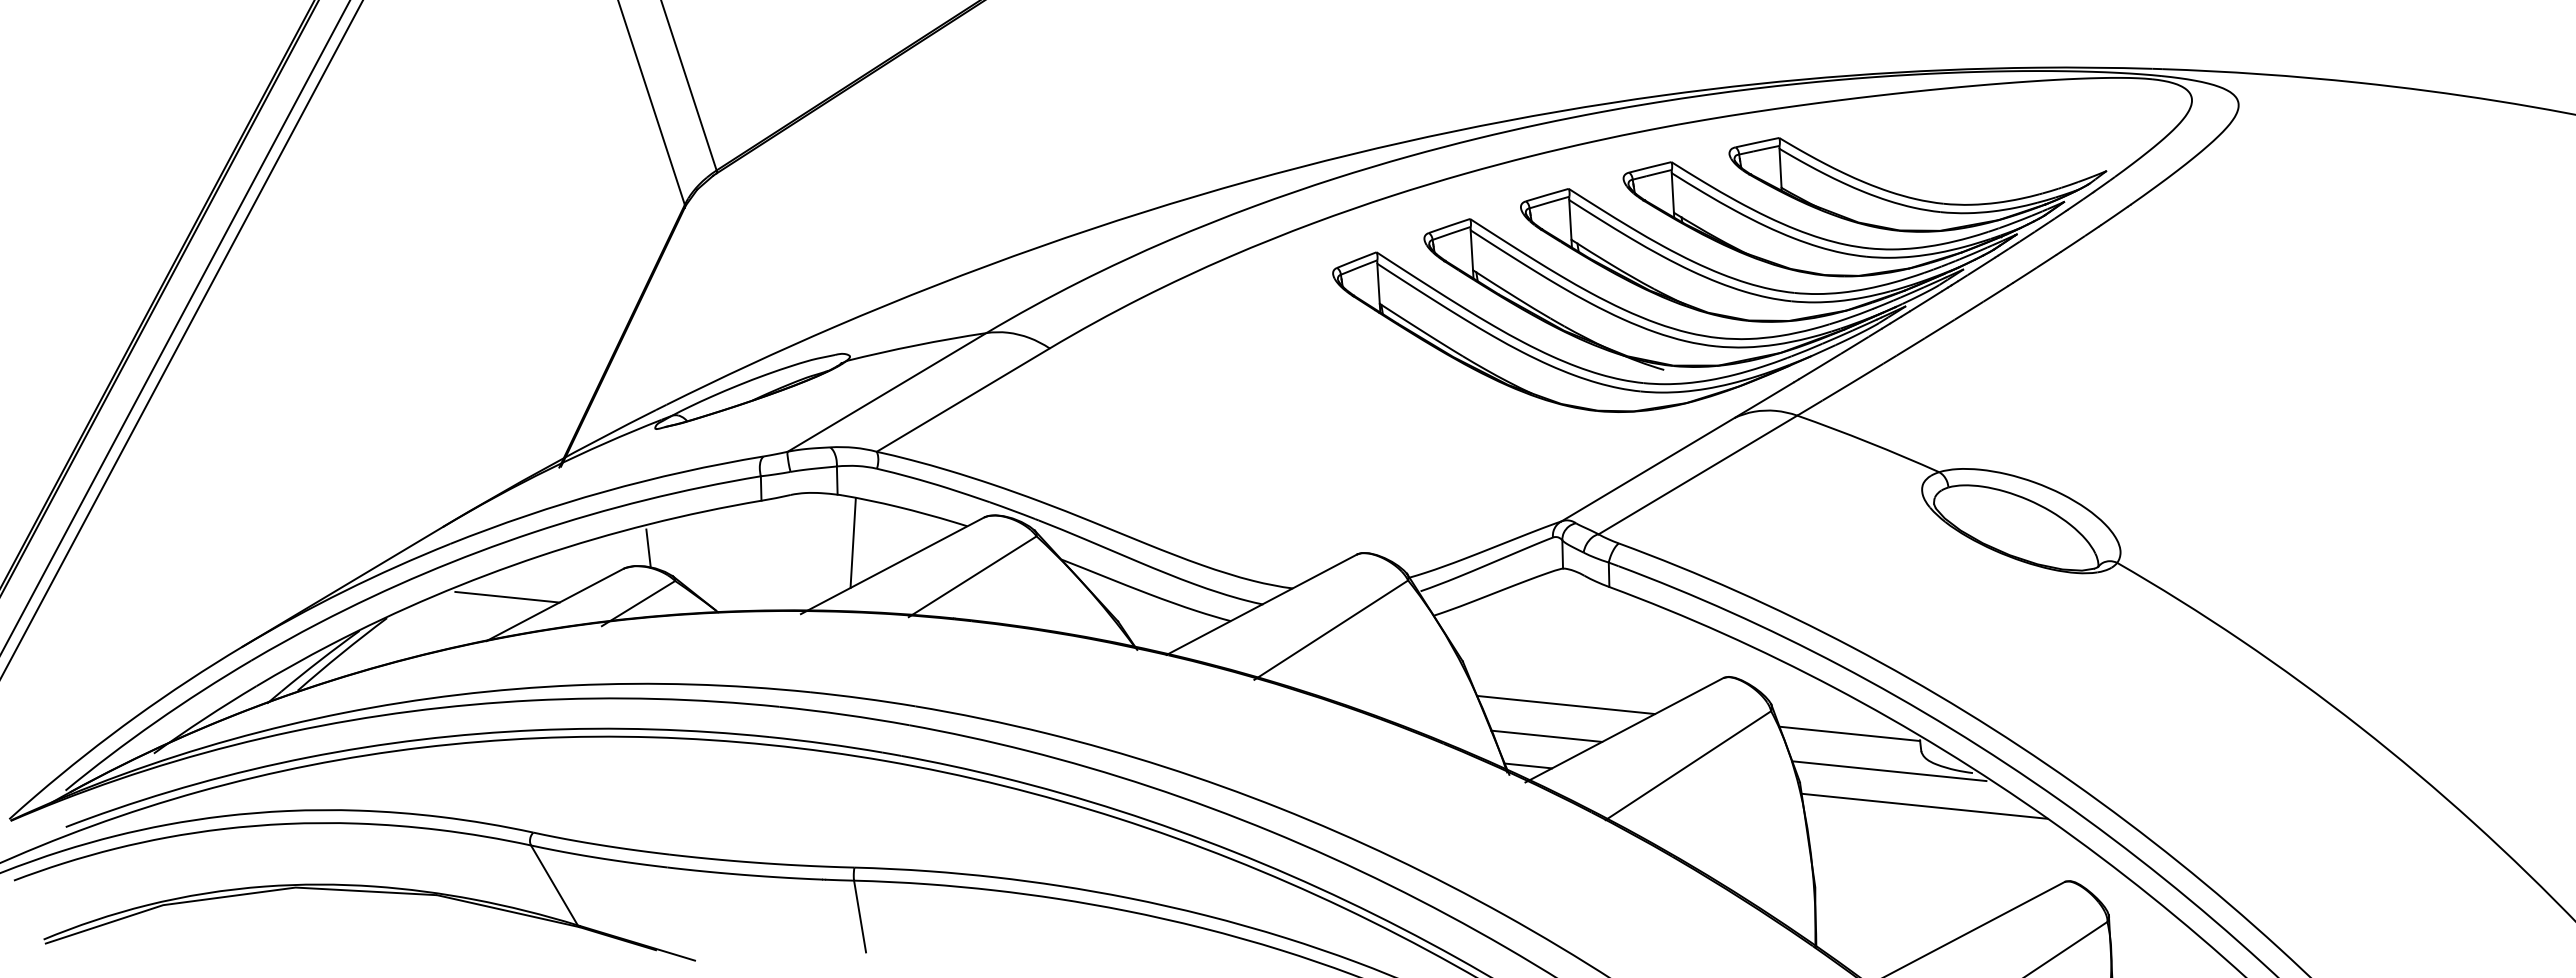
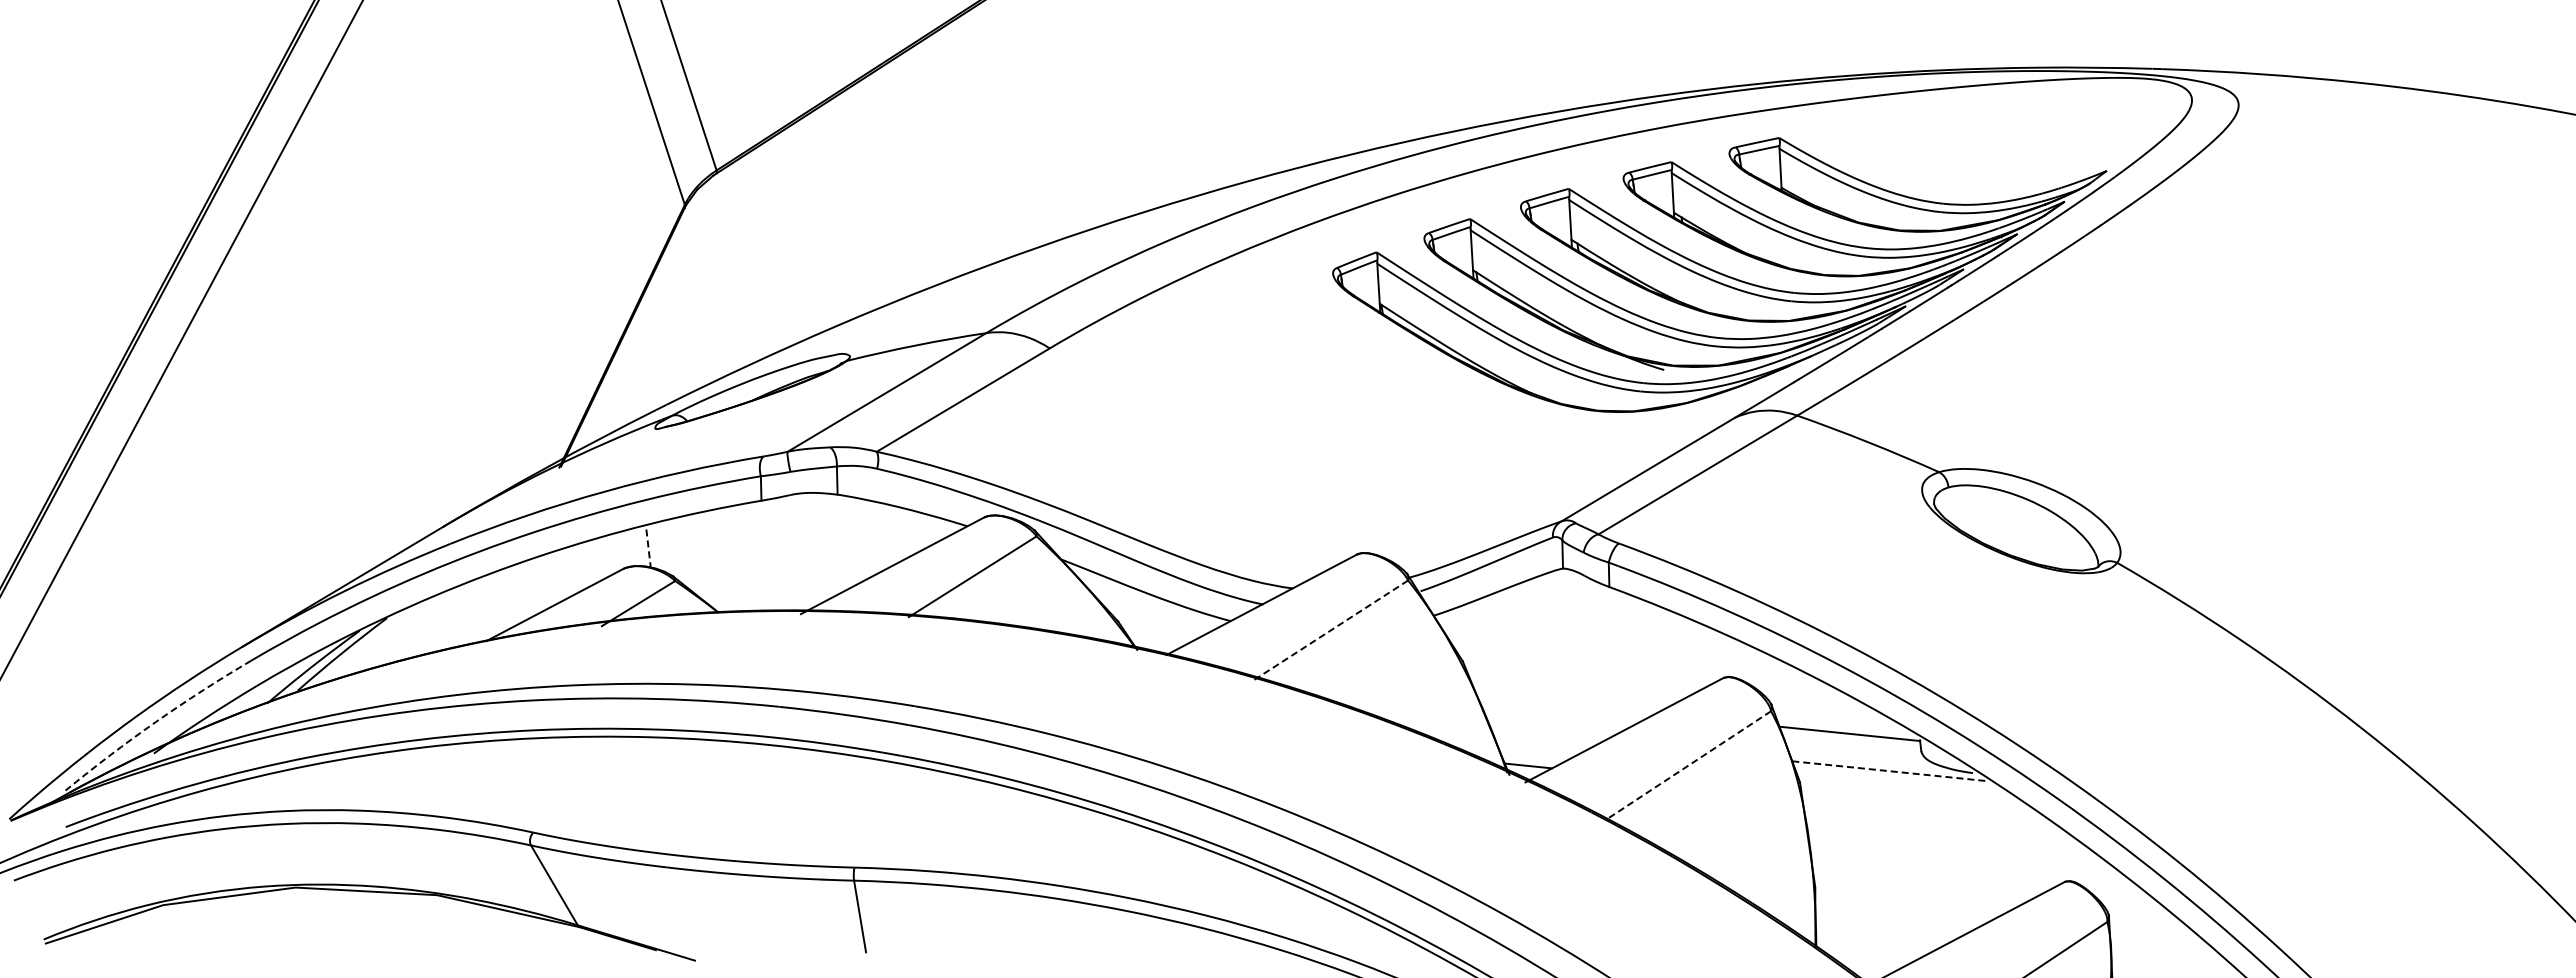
line: present -> none (175, 326)
line: present -> none (852, 542)
line: solid -> dashed (648, 548)
line: present -> none (507, 596)
line: solid -> dashed (1331, 630)
line: present -> none (1565, 704)
arc: solid -> dashed (155, 722)
line: present -> none (1546, 735)
line: solid -> dashed (1687, 765)
line: solid -> dashed (1889, 771)
line: present -> none (1924, 805)
